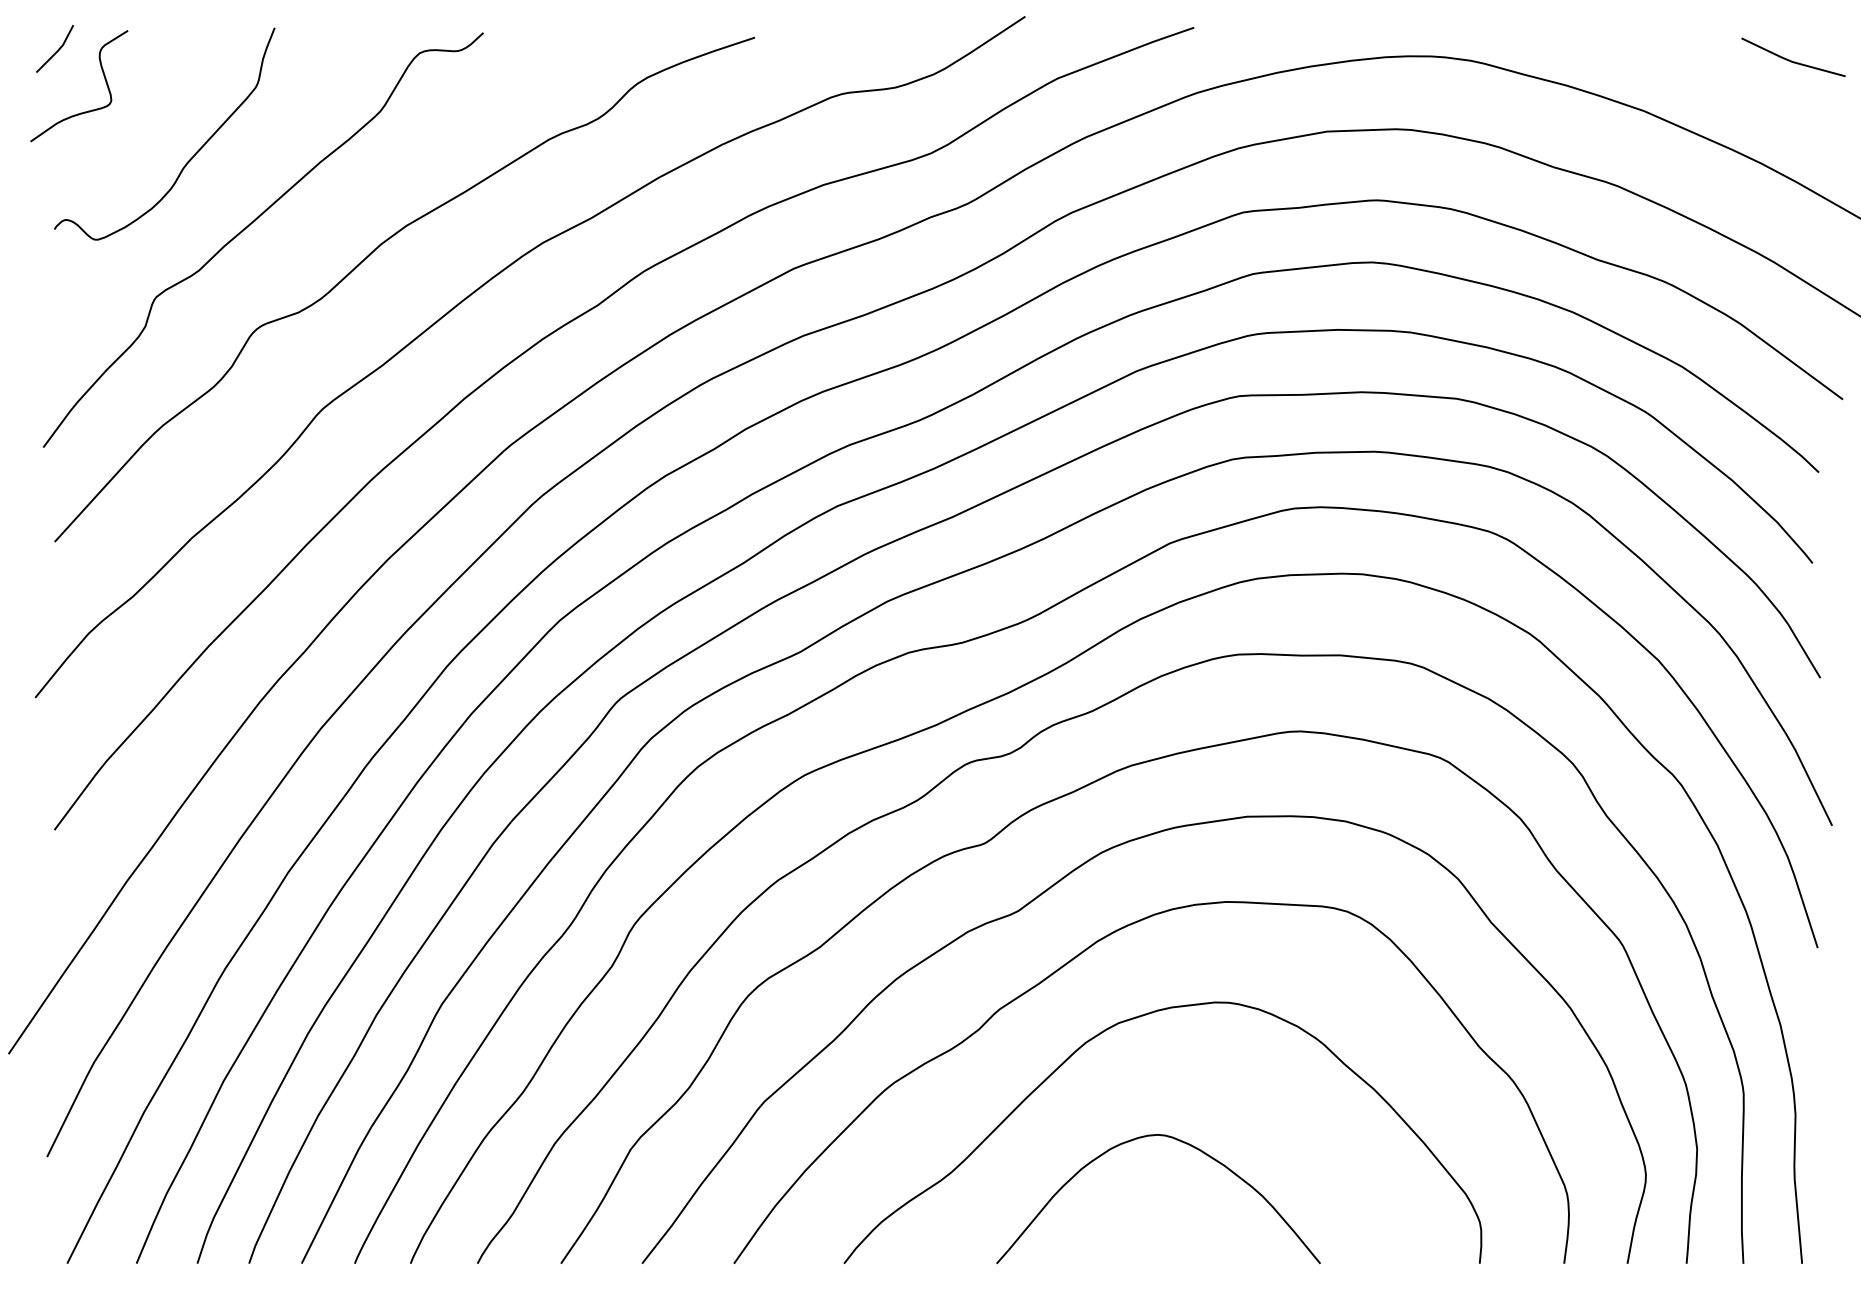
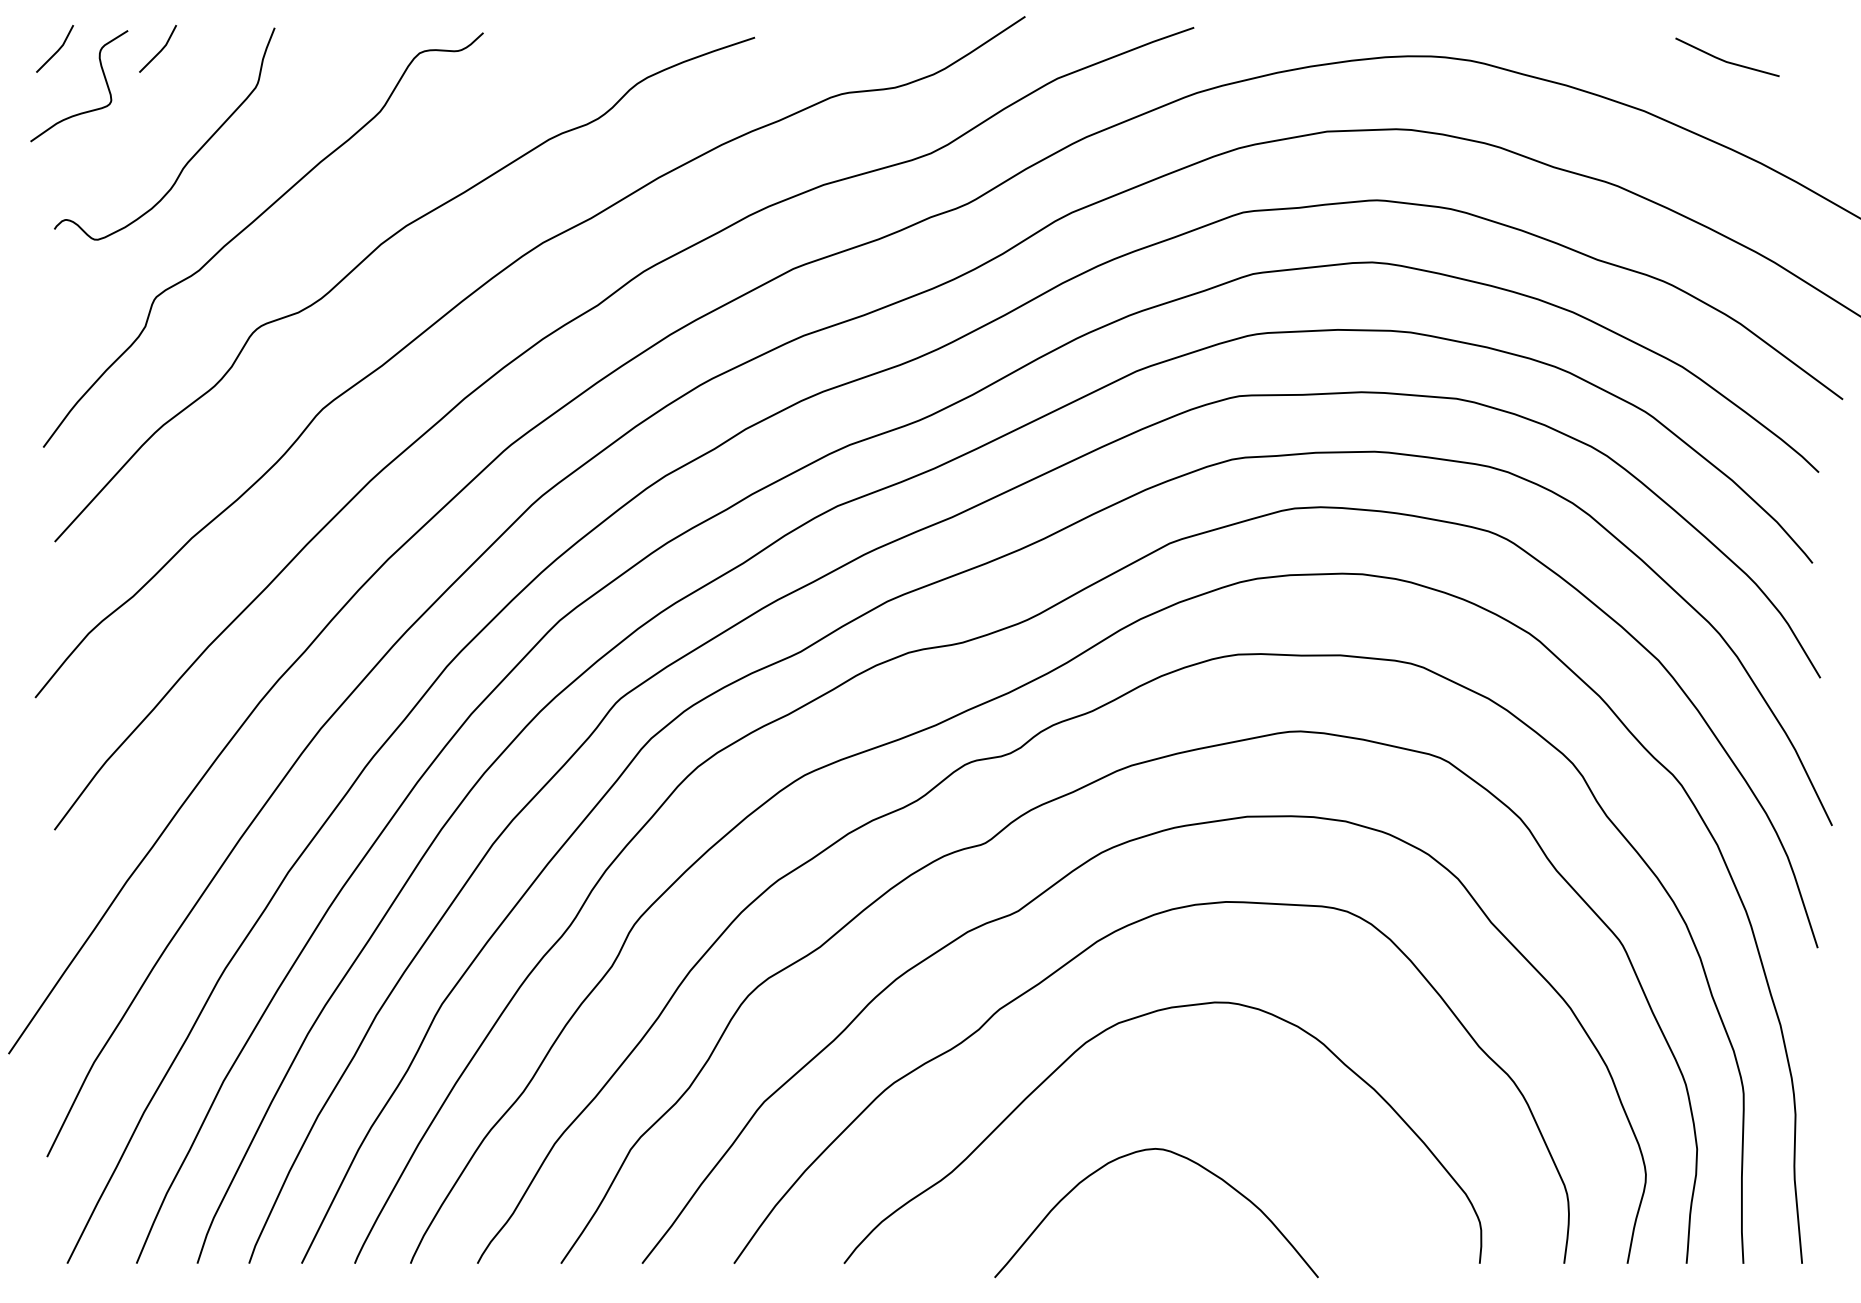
line: none -> present (160, 49)
line position: (1791, 60) -> (1725, 60) (1725, 60)
curve position: (1181, 1142) -> (1179, 1156) (1179, 1156)
